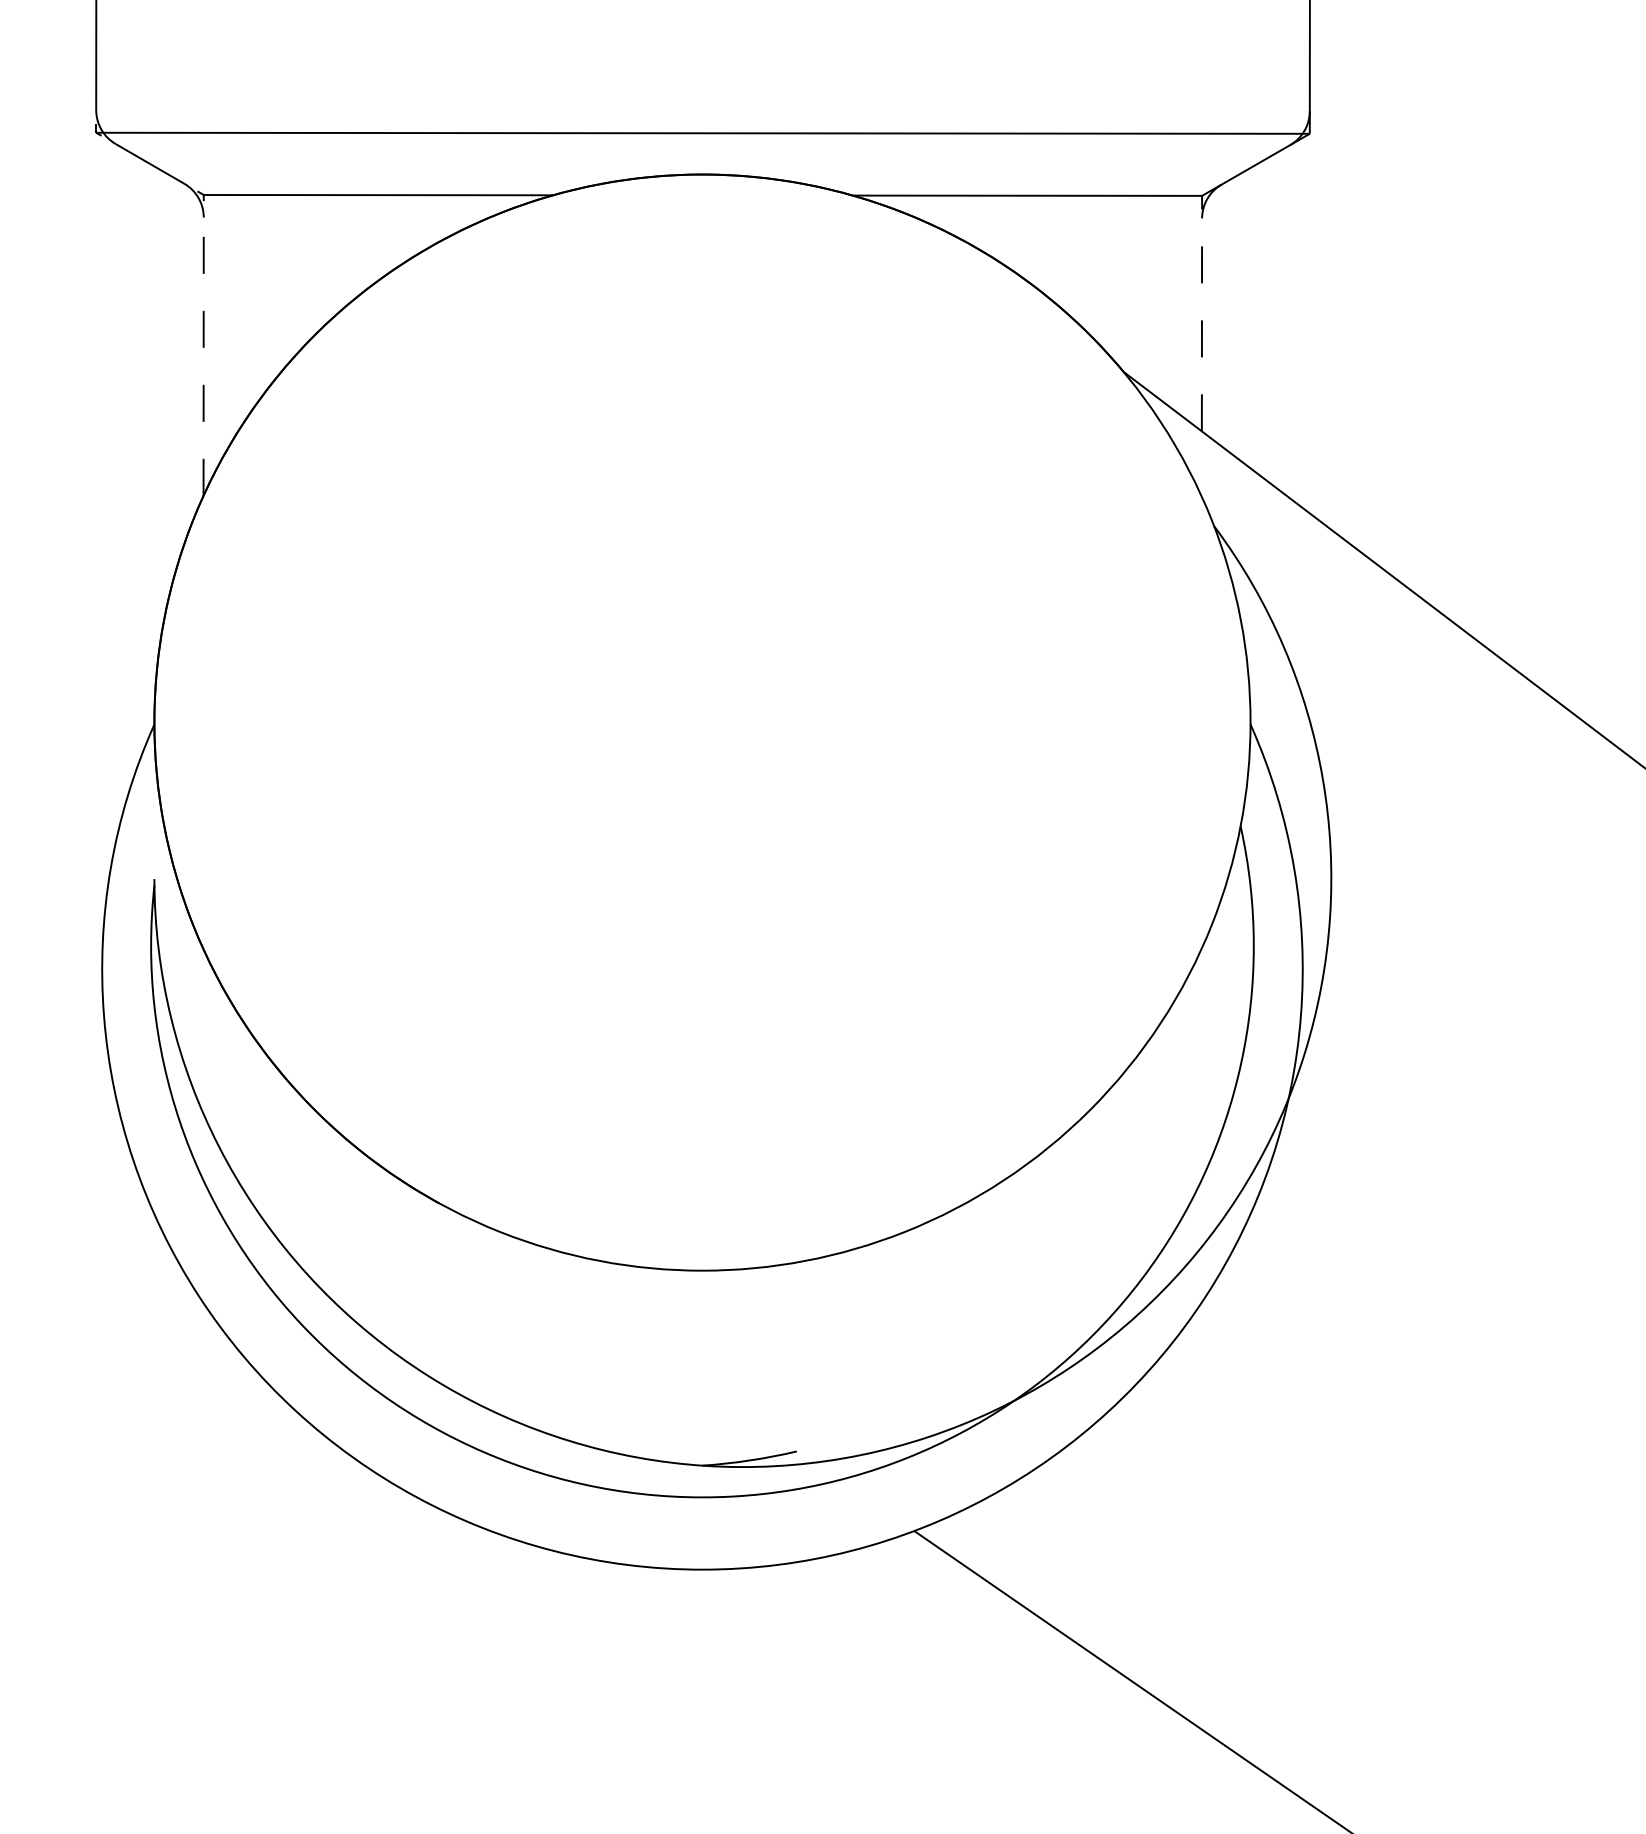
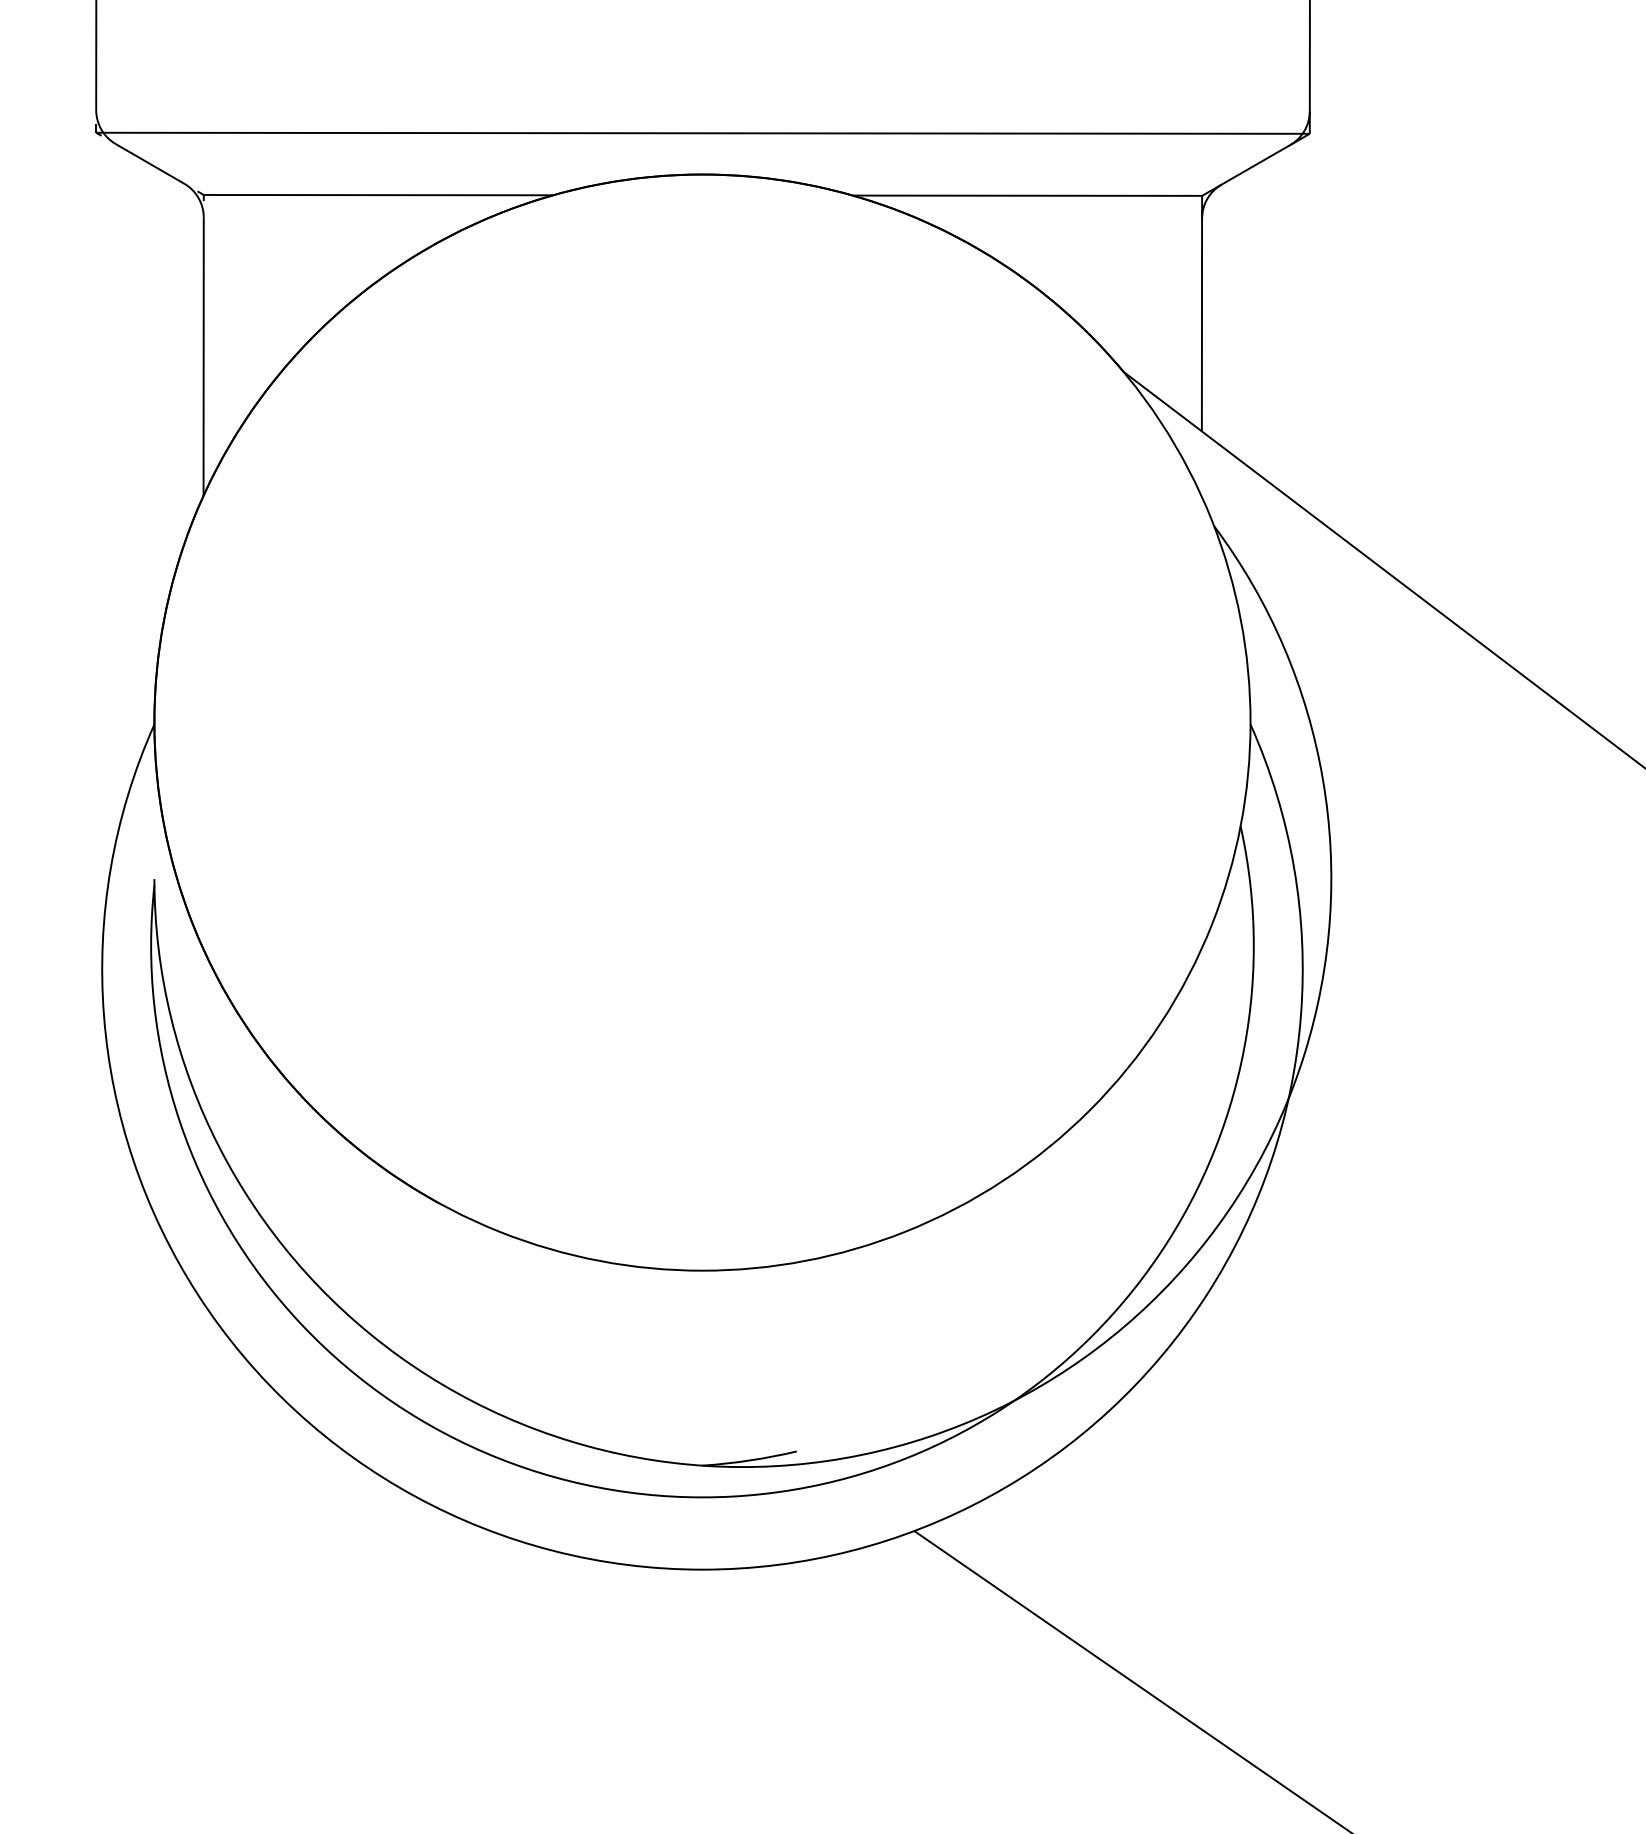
line: dashed -> solid (1201, 313)
line: dashed -> solid (203, 356)
